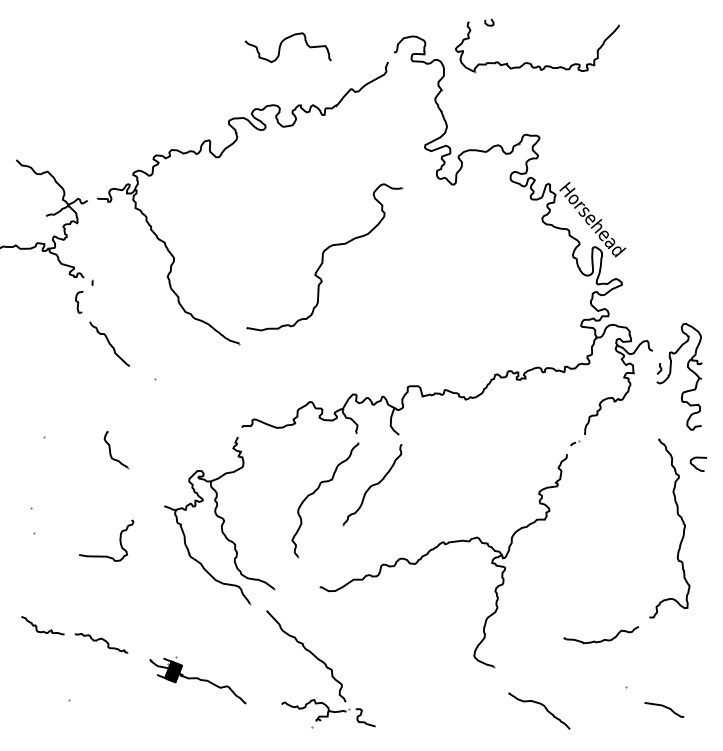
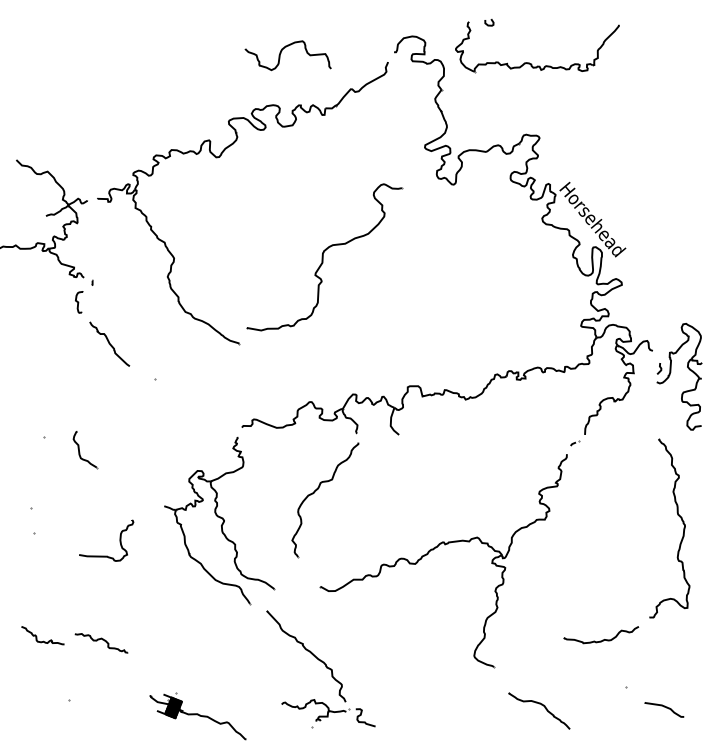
part position: (281, 45) -> (281, 53) (281, 53)
part position: (116, 450) -> (85, 450) (85, 450)
curve: present -> none (694, 465)
part: present -> none (372, 485)
curve position: (37, 626) -> (37, 636) (37, 636)
part position: (197, 680) -> (197, 716) (197, 716)
